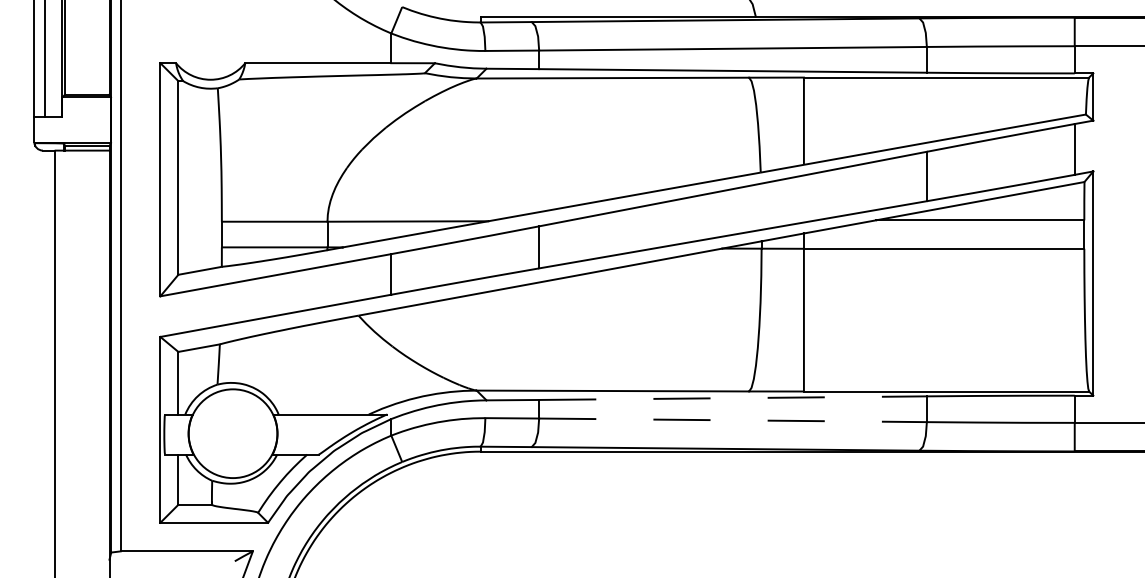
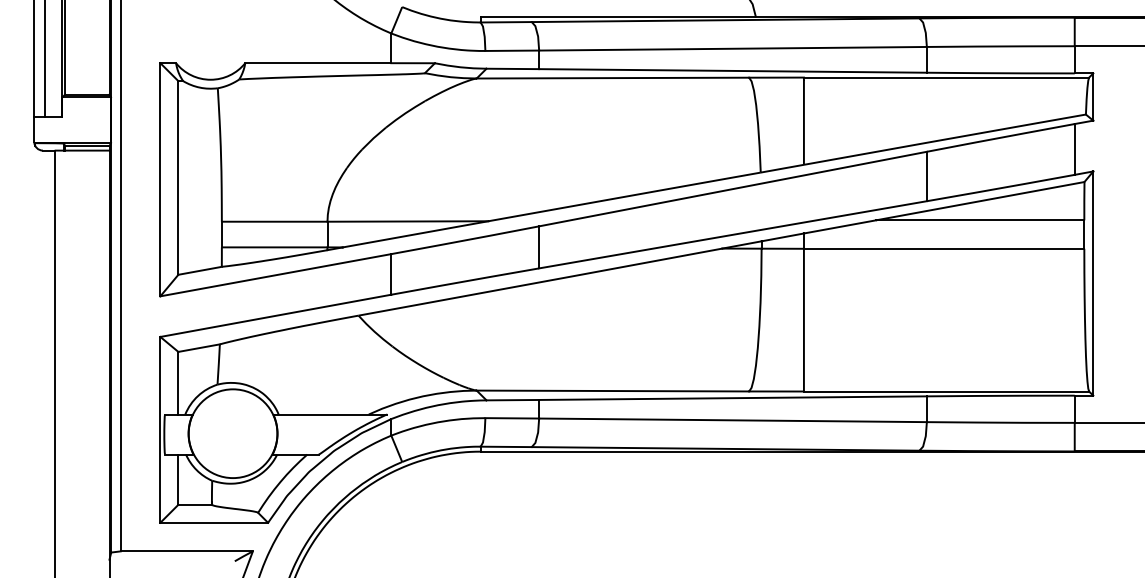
line: dashed -> solid (733, 398)
line: dashed -> solid (733, 420)
